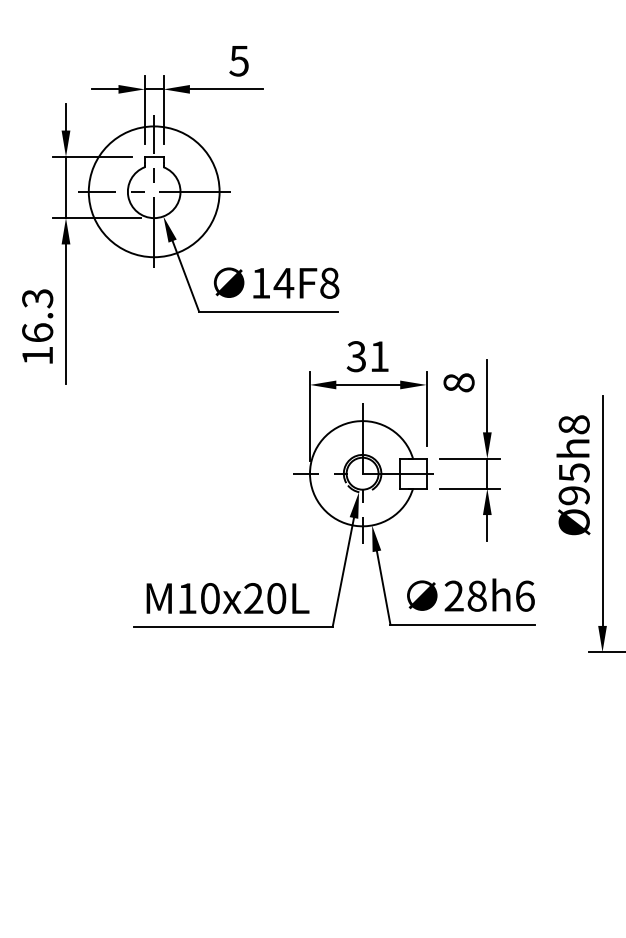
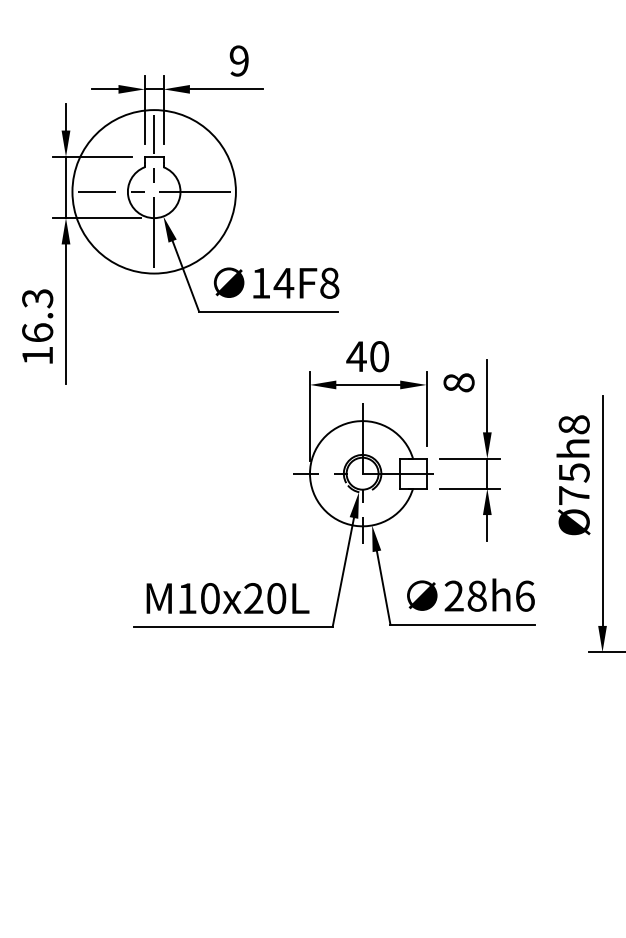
text: 5 -> 9 (238, 60)
circle diameter: 131 px -> 163 px (153, 191)
text: 31 -> 40 (367, 356)
text: Ø95h8 -> Ø75h8 (573, 495)
